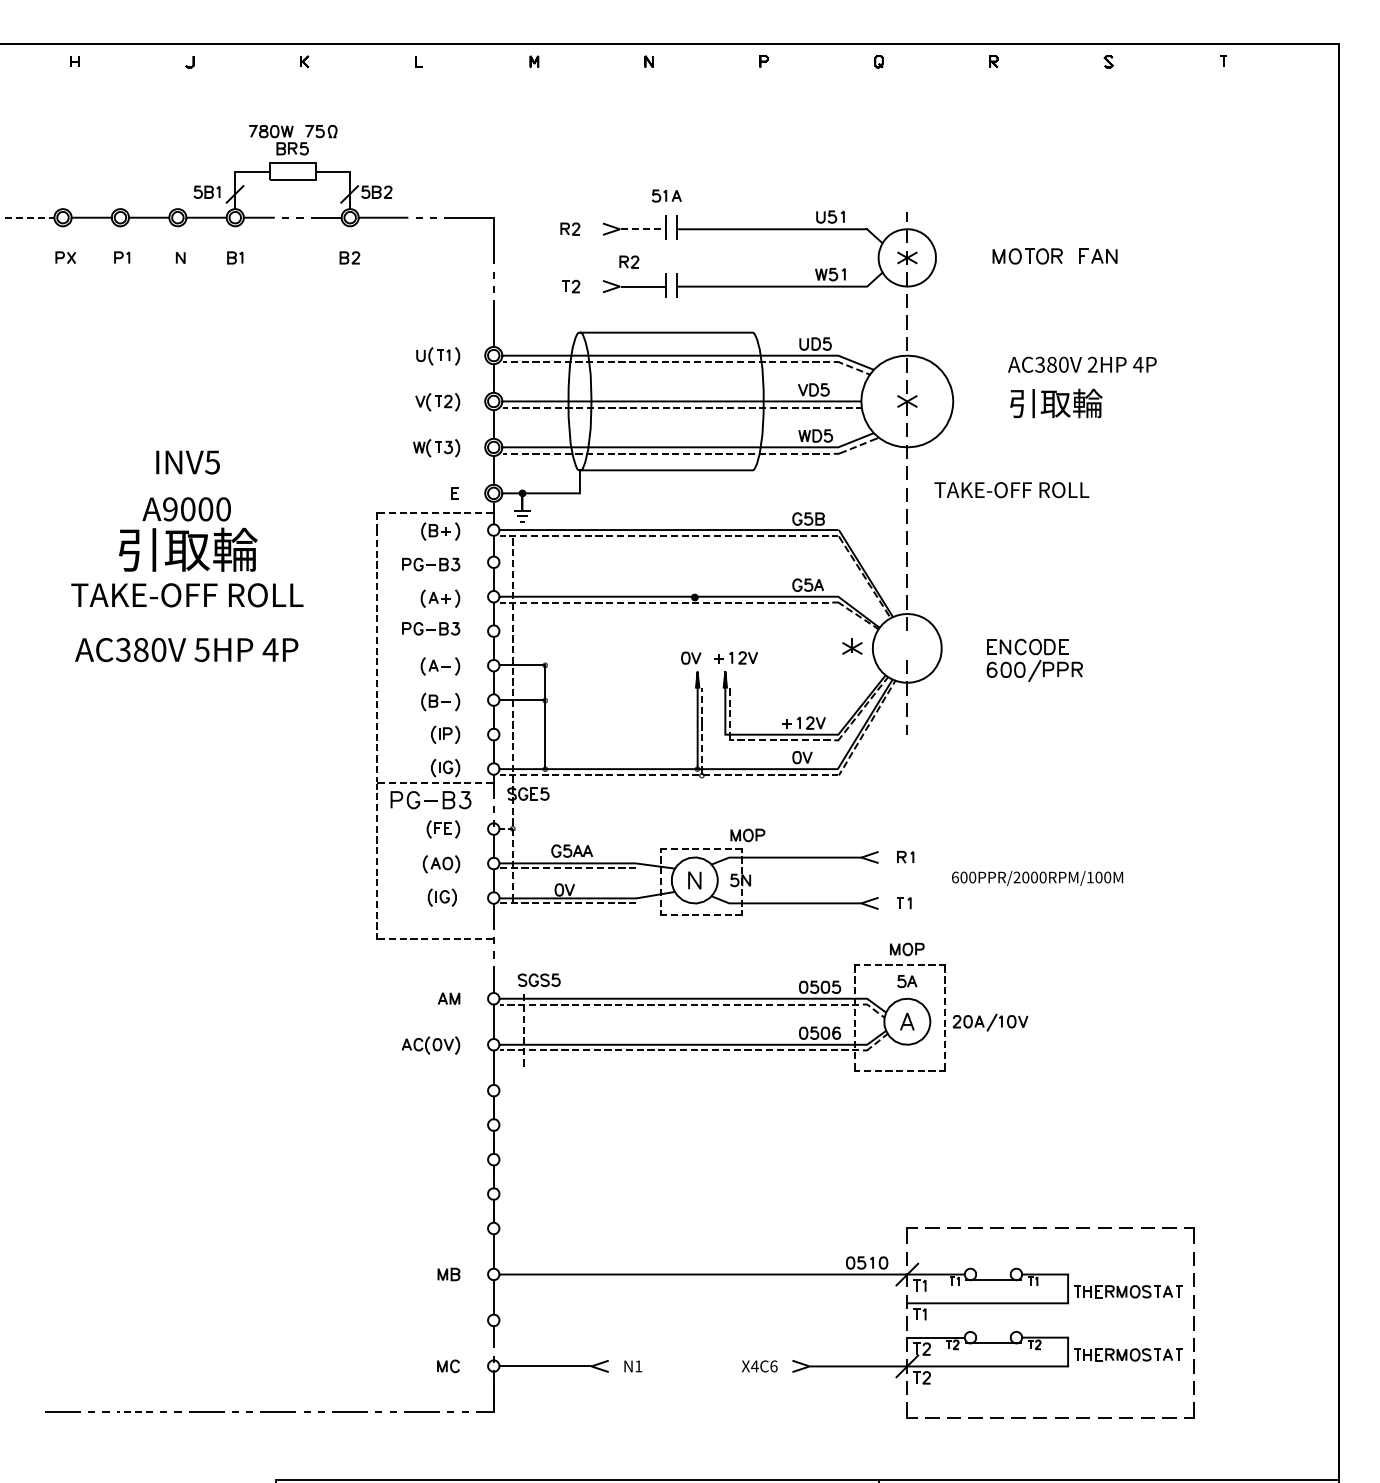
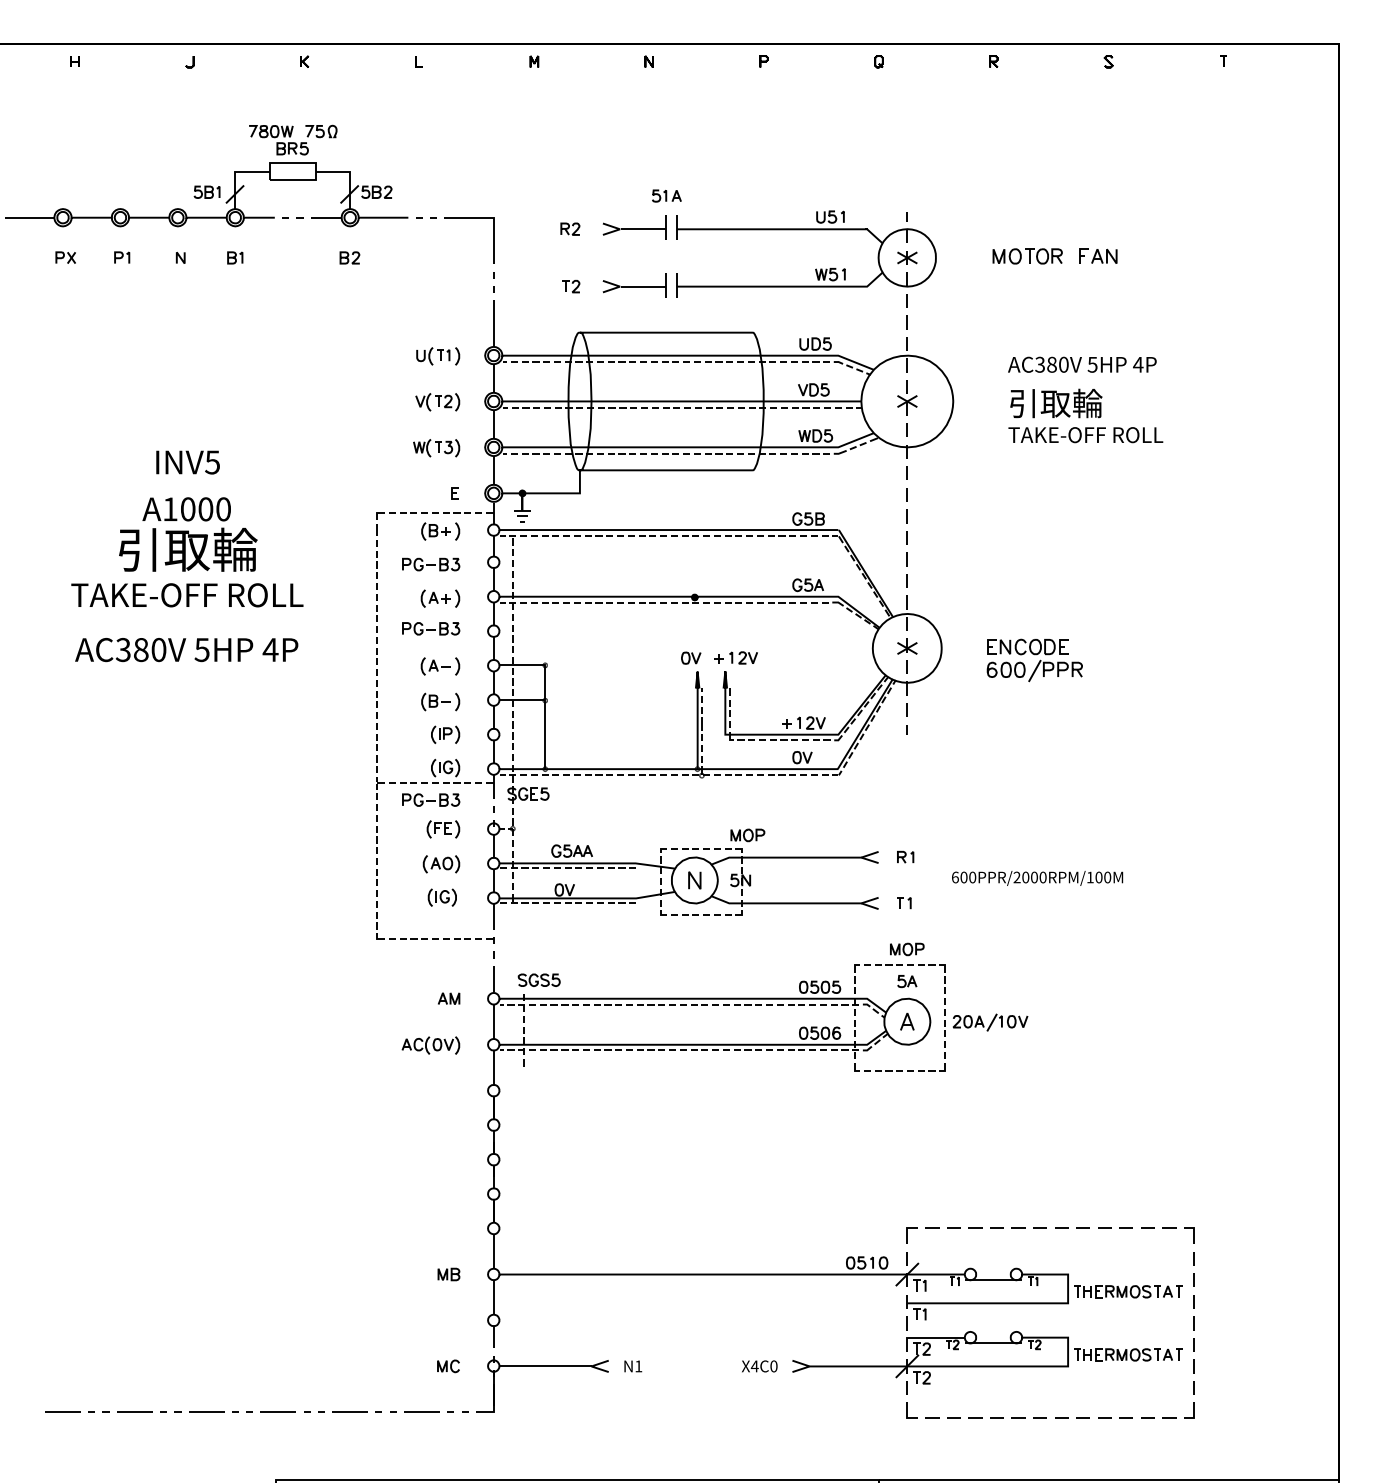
line: dashed -> solid (29, 217)
line: dashed -> solid (643, 229)
part: present -> none (629, 261)
text: 2HP -> 5HP (1092, 364)
text position: (1011, 490) -> (1085, 435) (1085, 435)
text: A9000 -> A1000 (170, 509)
part position: (852, 646) -> (907, 646) (907, 646)
part size: 82x19 px -> 59x14 px (431, 799)
text: X4C6 -> X4C0 (773, 1366)
line: dashed -> solid (134, 1412)
